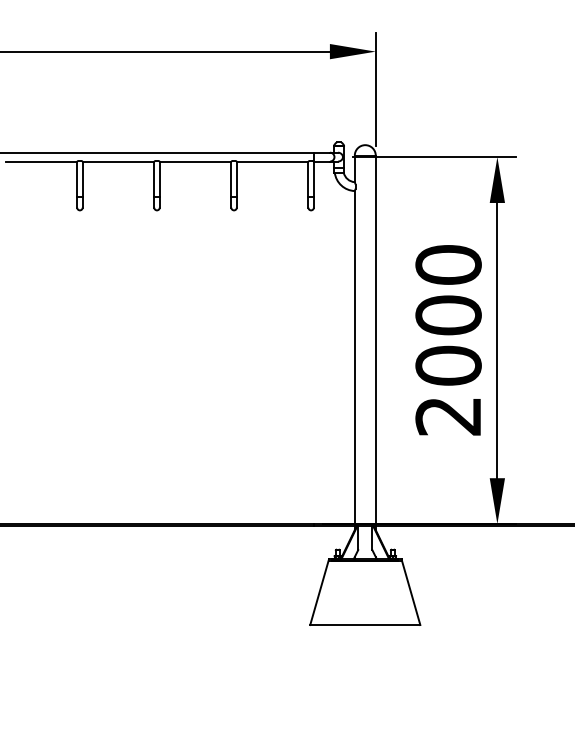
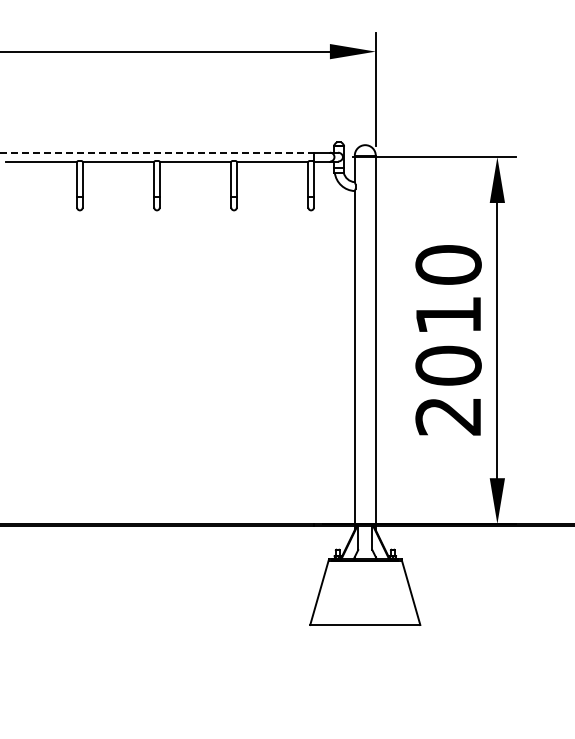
line: solid -> dashed (157, 152)
text: 2000 -> 2010 (448, 315)
